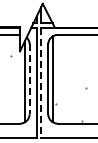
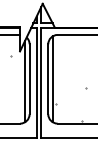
line: dashed -> solid (29, 79)
line: dashed -> solid (41, 82)
